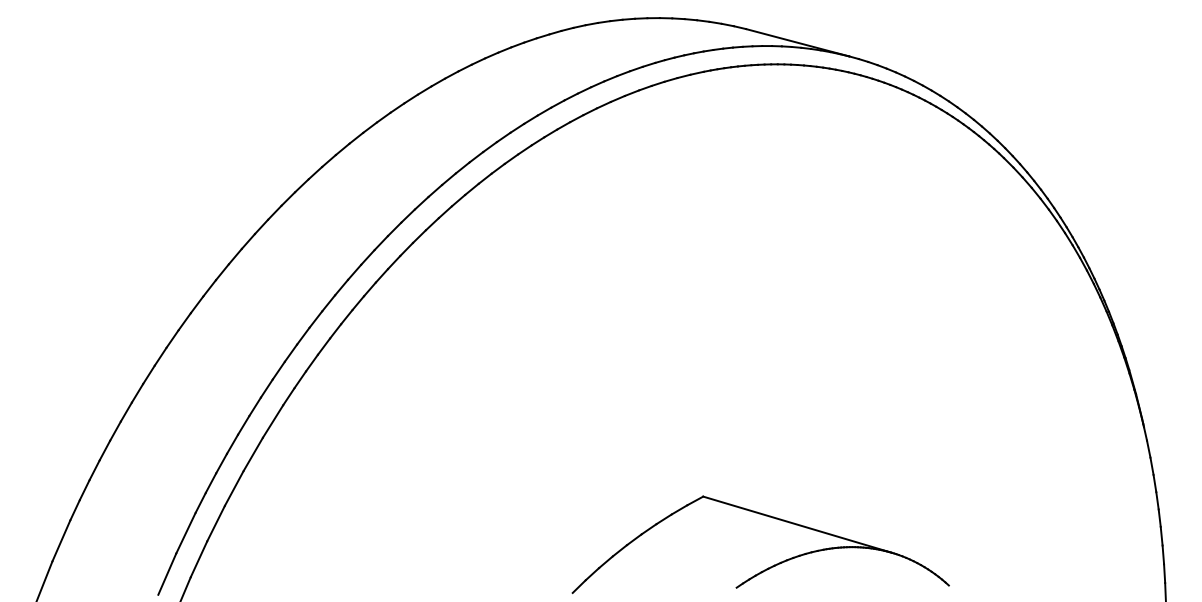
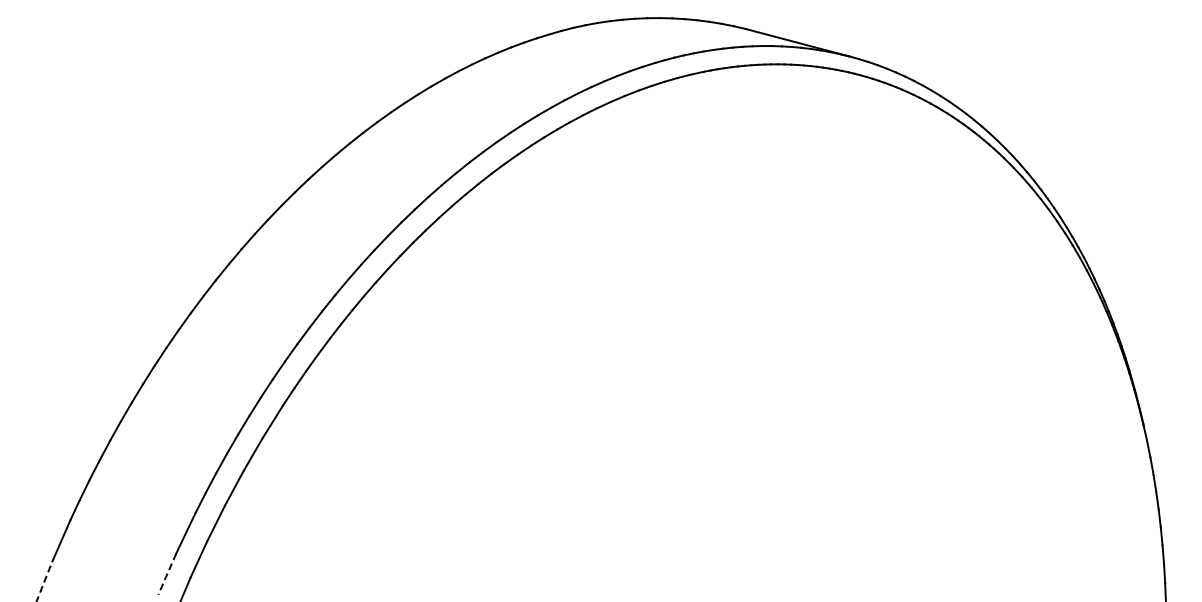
part: present -> none (770, 566)
line: solid -> dashed (167, 574)
line: solid -> dashed (44, 581)
